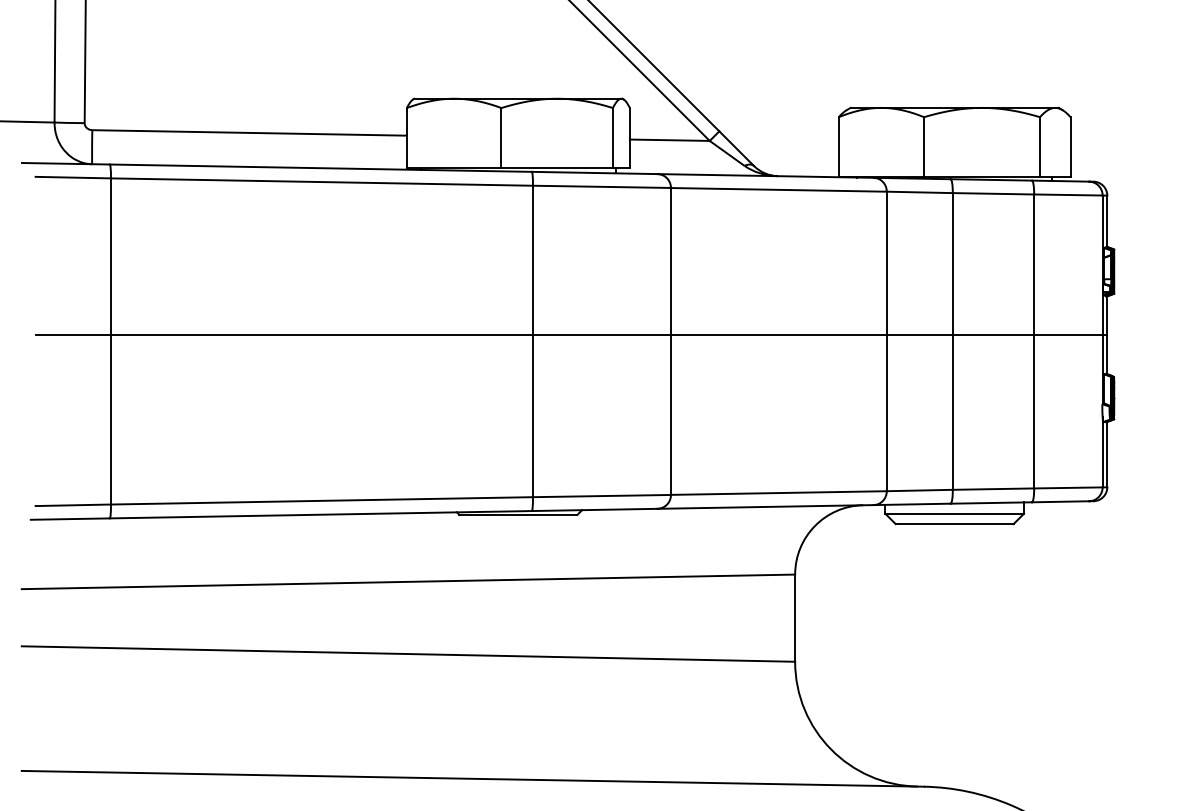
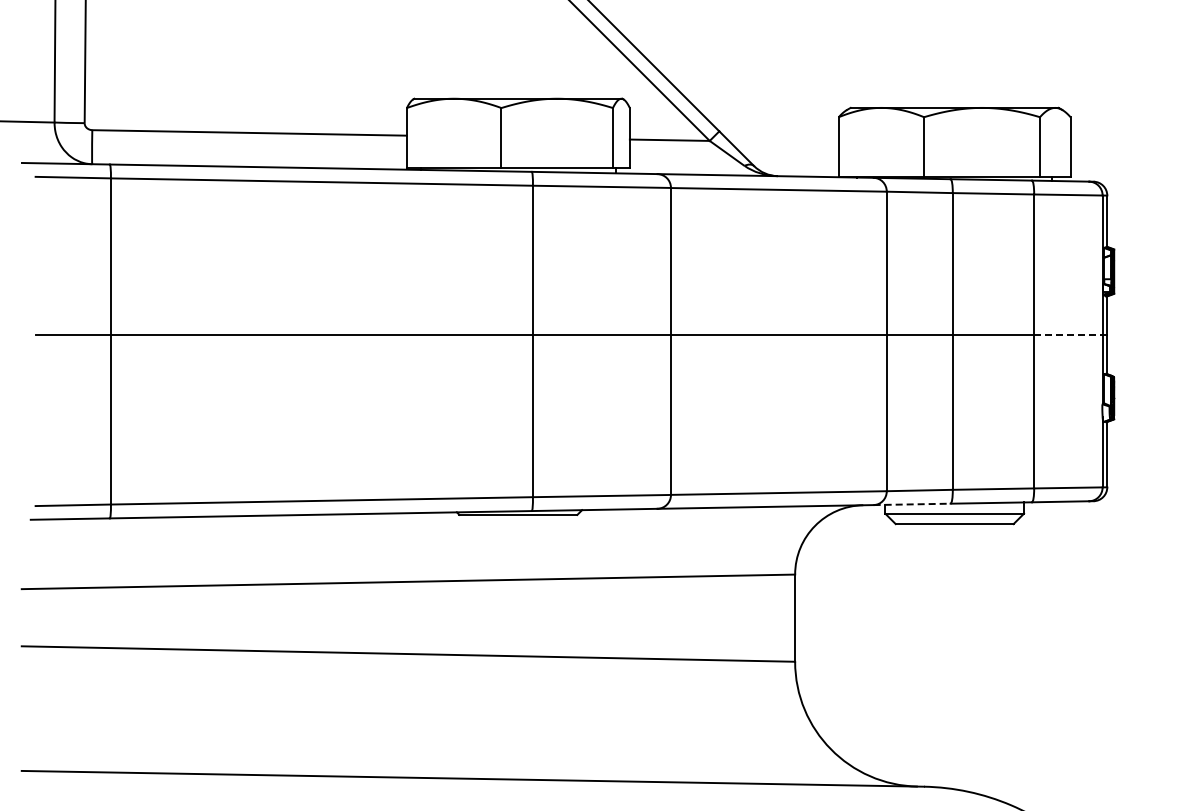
line: solid -> dashed (1068, 334)
line: solid -> dashed (912, 504)
